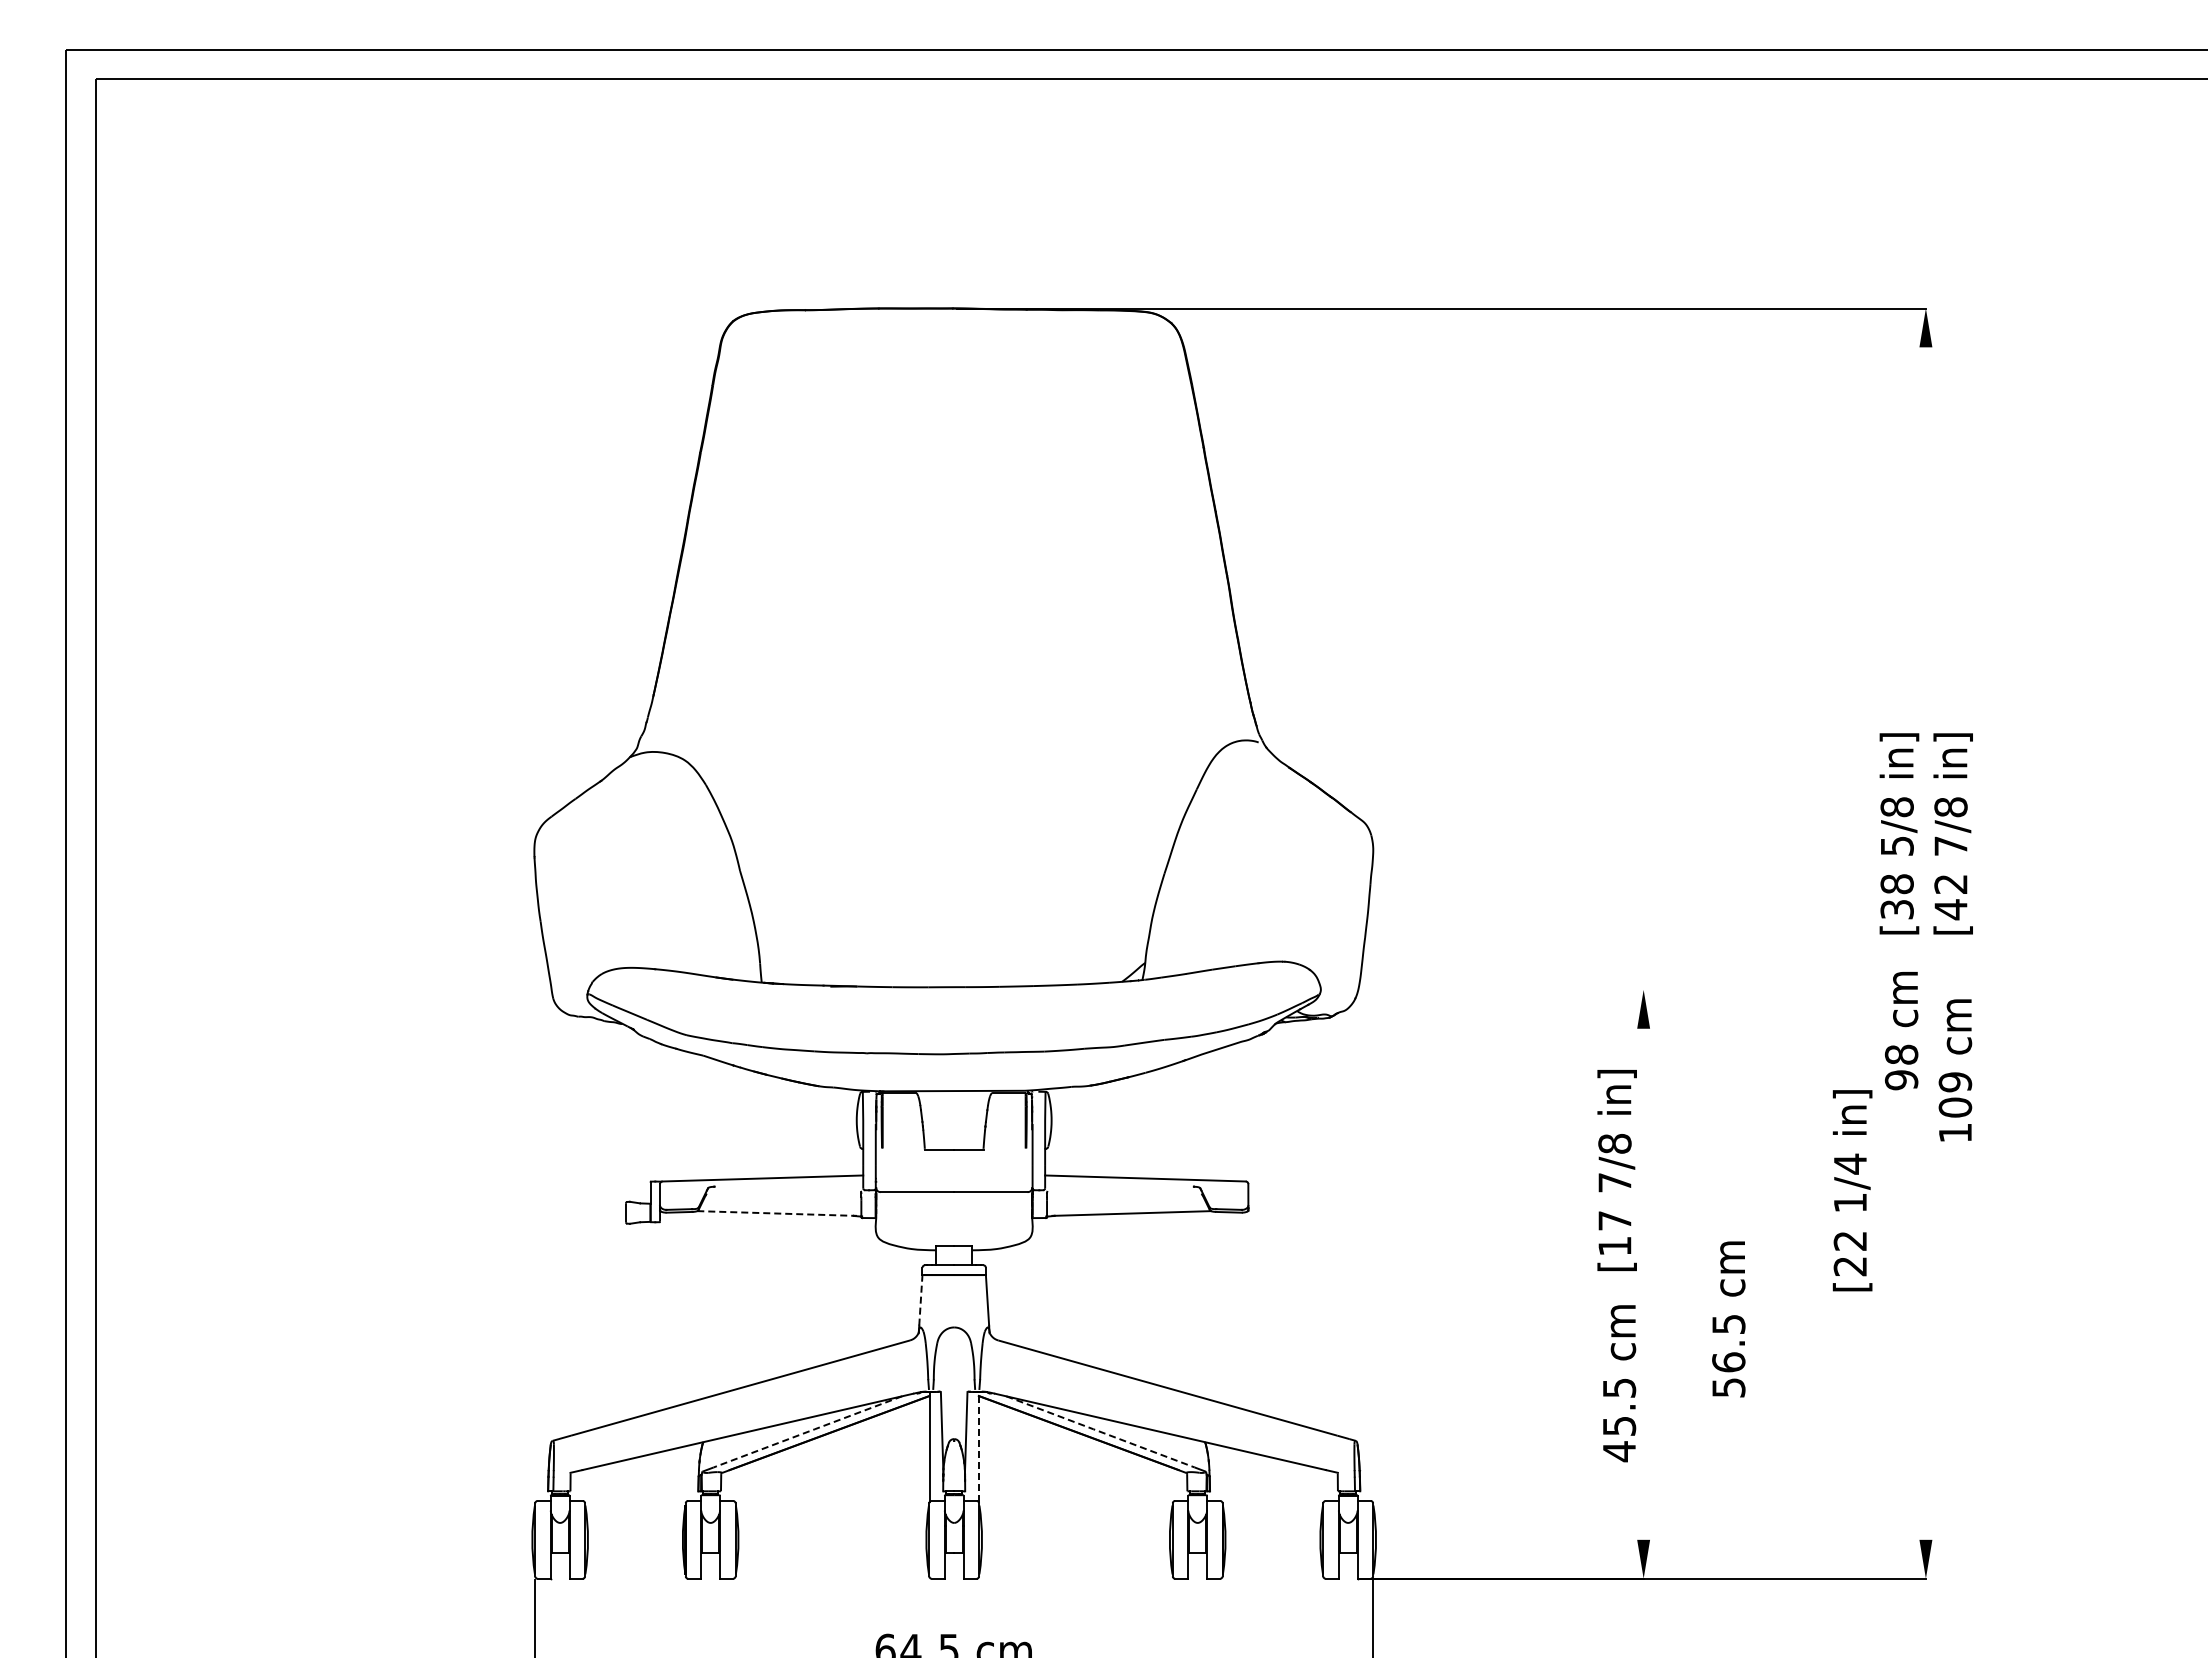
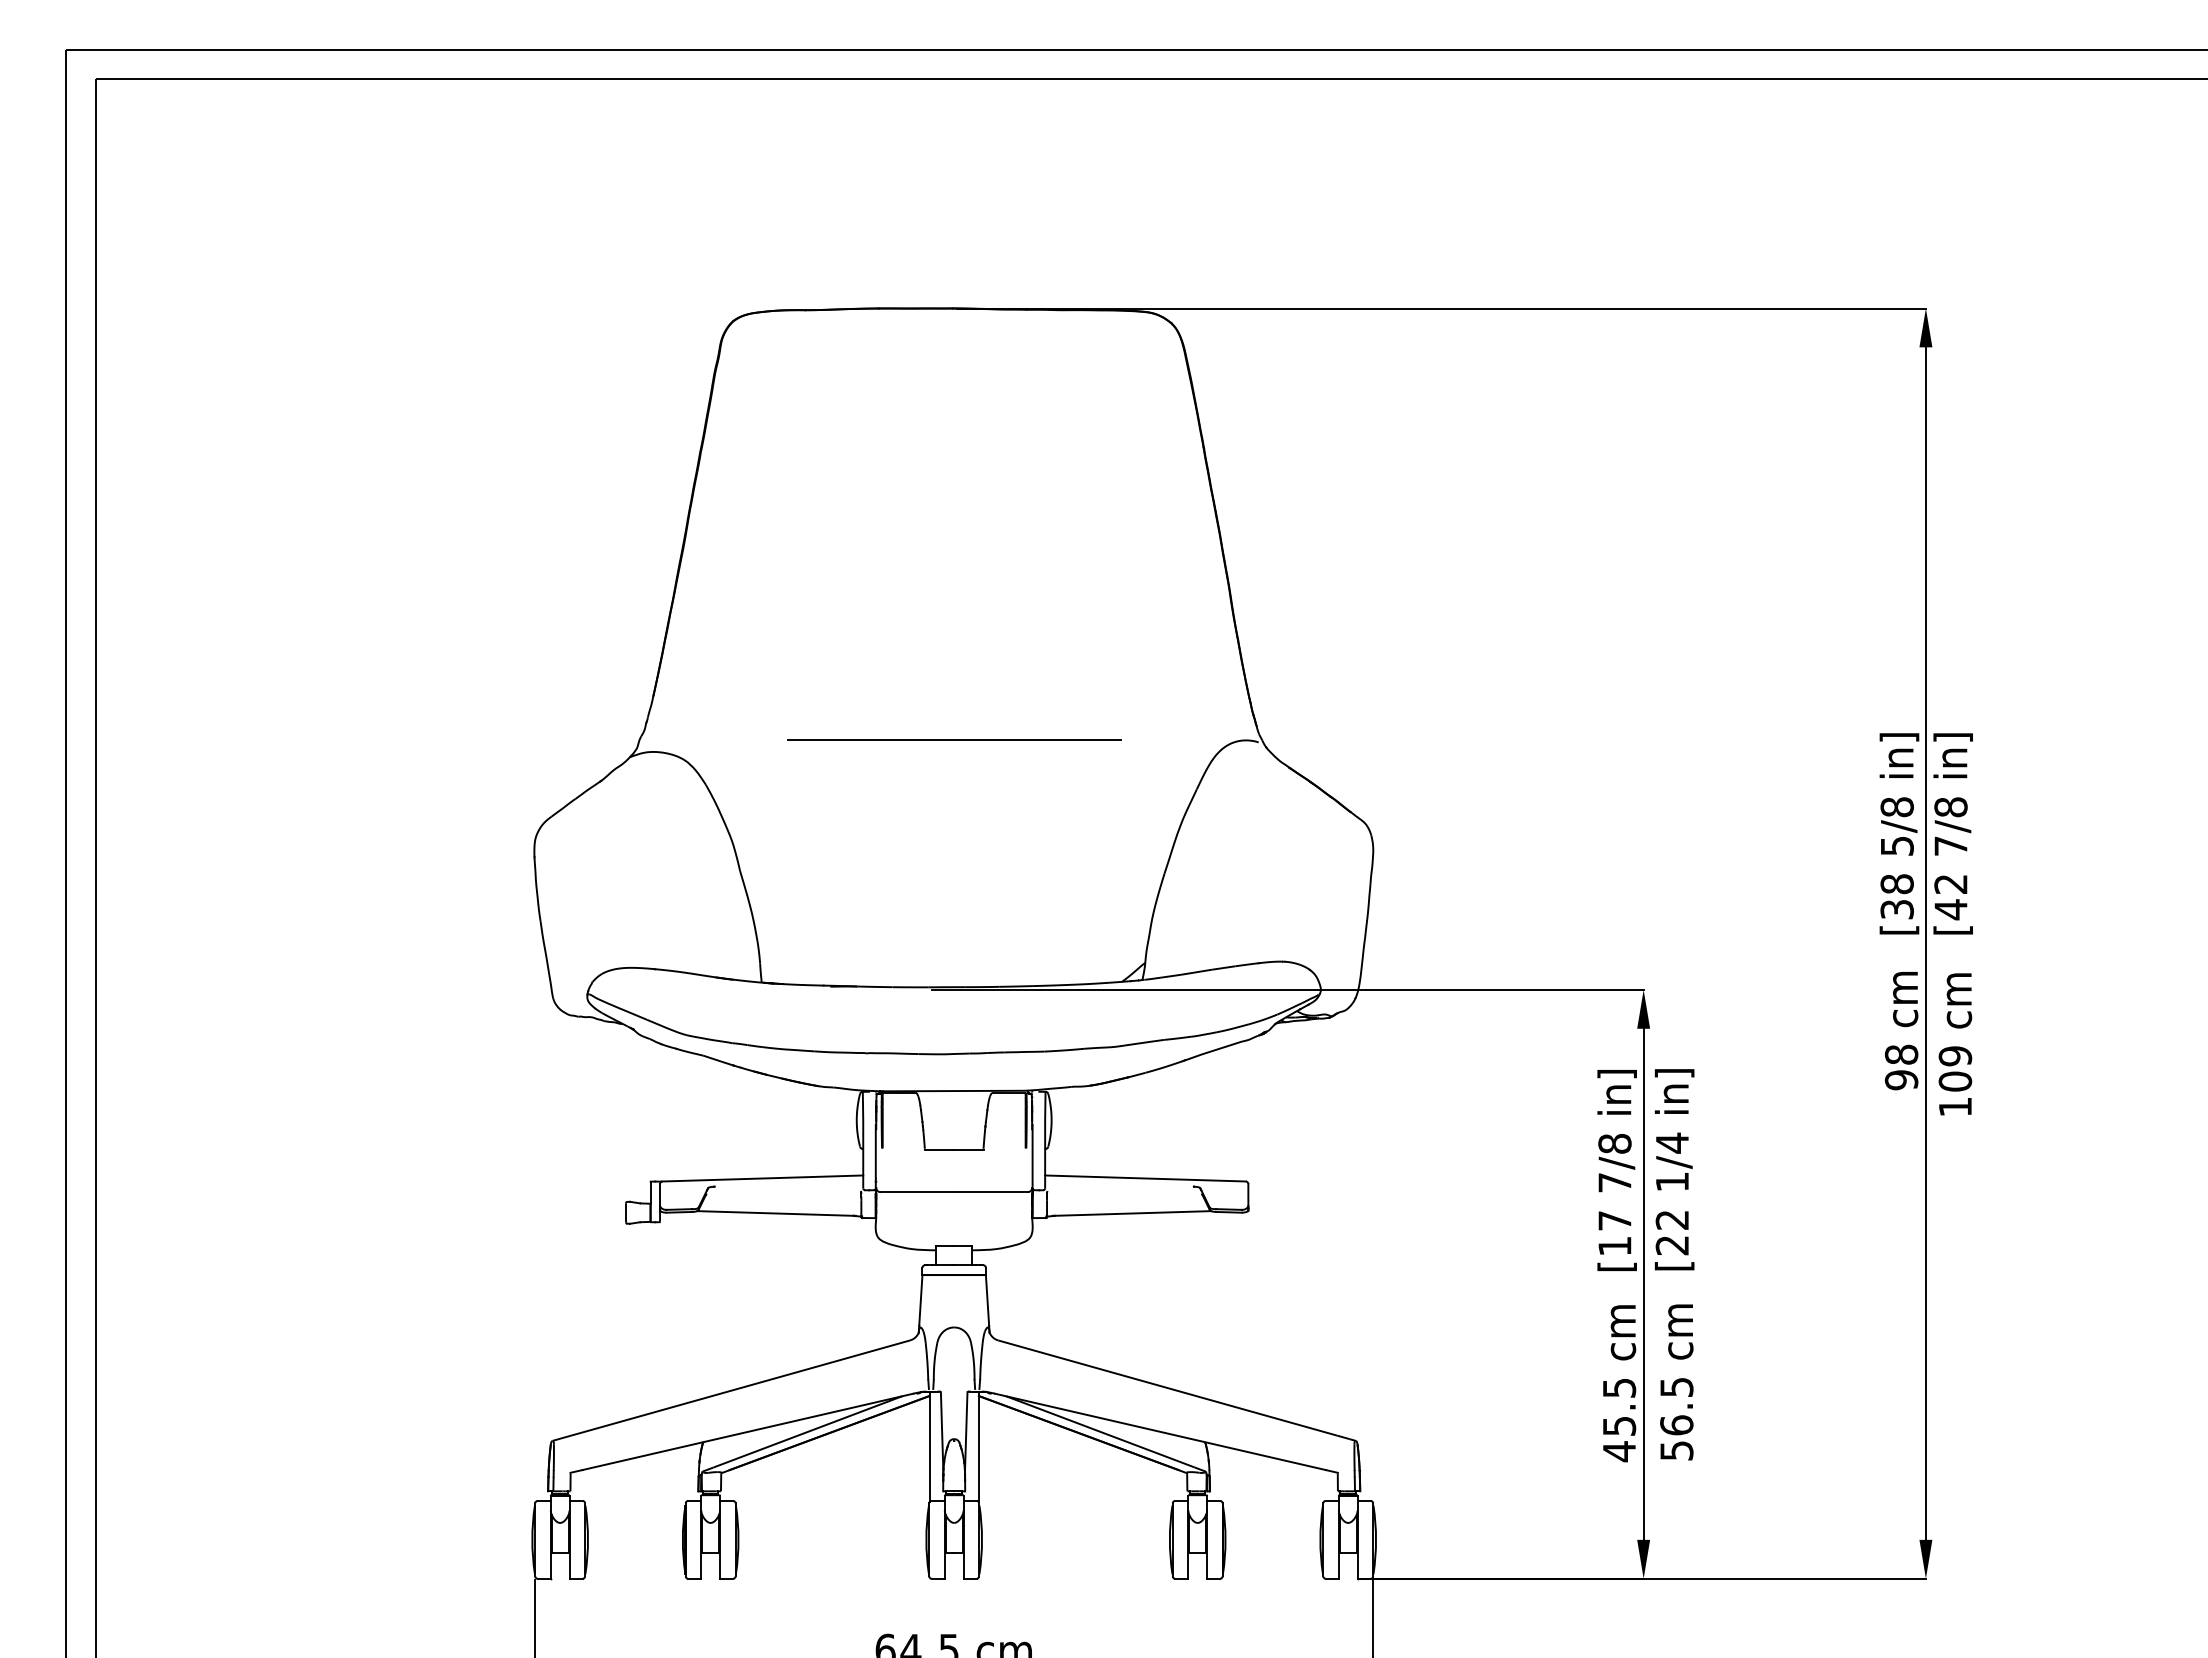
line: none -> present (953, 739)
line: none -> present (1925, 943)
line: none -> present (1287, 989)
text position: (1955, 1070) -> (1955, 1044) (1955, 1044)
text position: (1852, 1190) -> (1674, 1169) (1674, 1169)
line: dashed -> solid (776, 1213)
line: none -> present (1643, 1283)
line: dashed -> solid (920, 1299)
text position: (1728, 1319) -> (1676, 1382) (1676, 1382)
line: dashed -> solid (808, 1431)
line: dashed -> solid (1099, 1431)
line: dashed -> solid (978, 1446)
